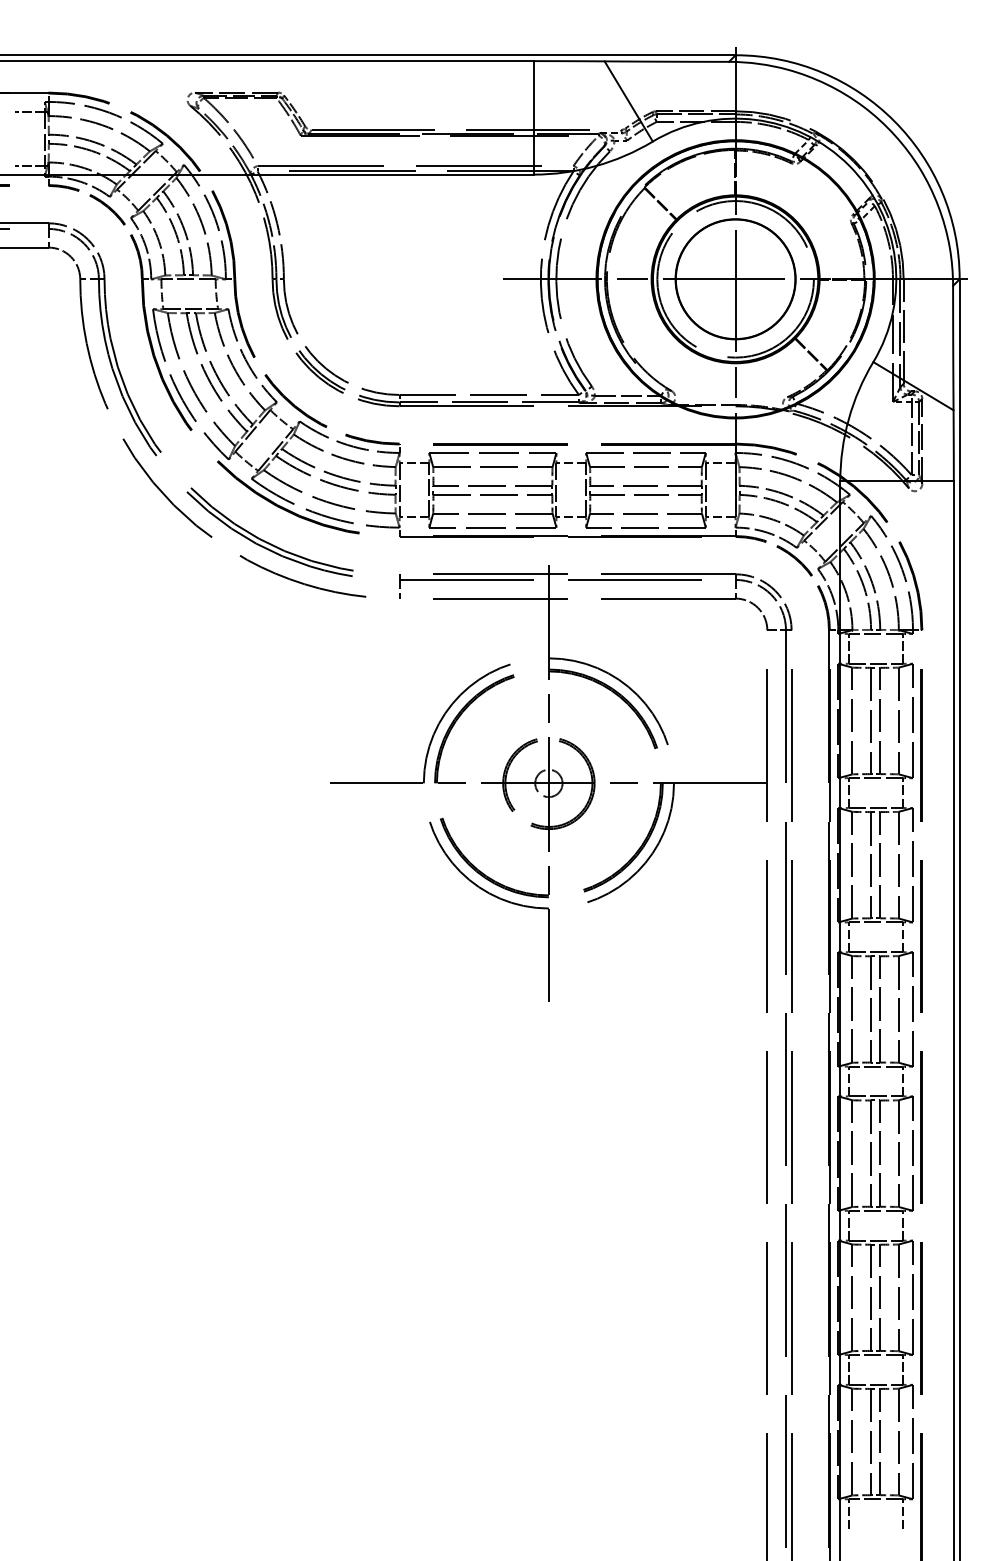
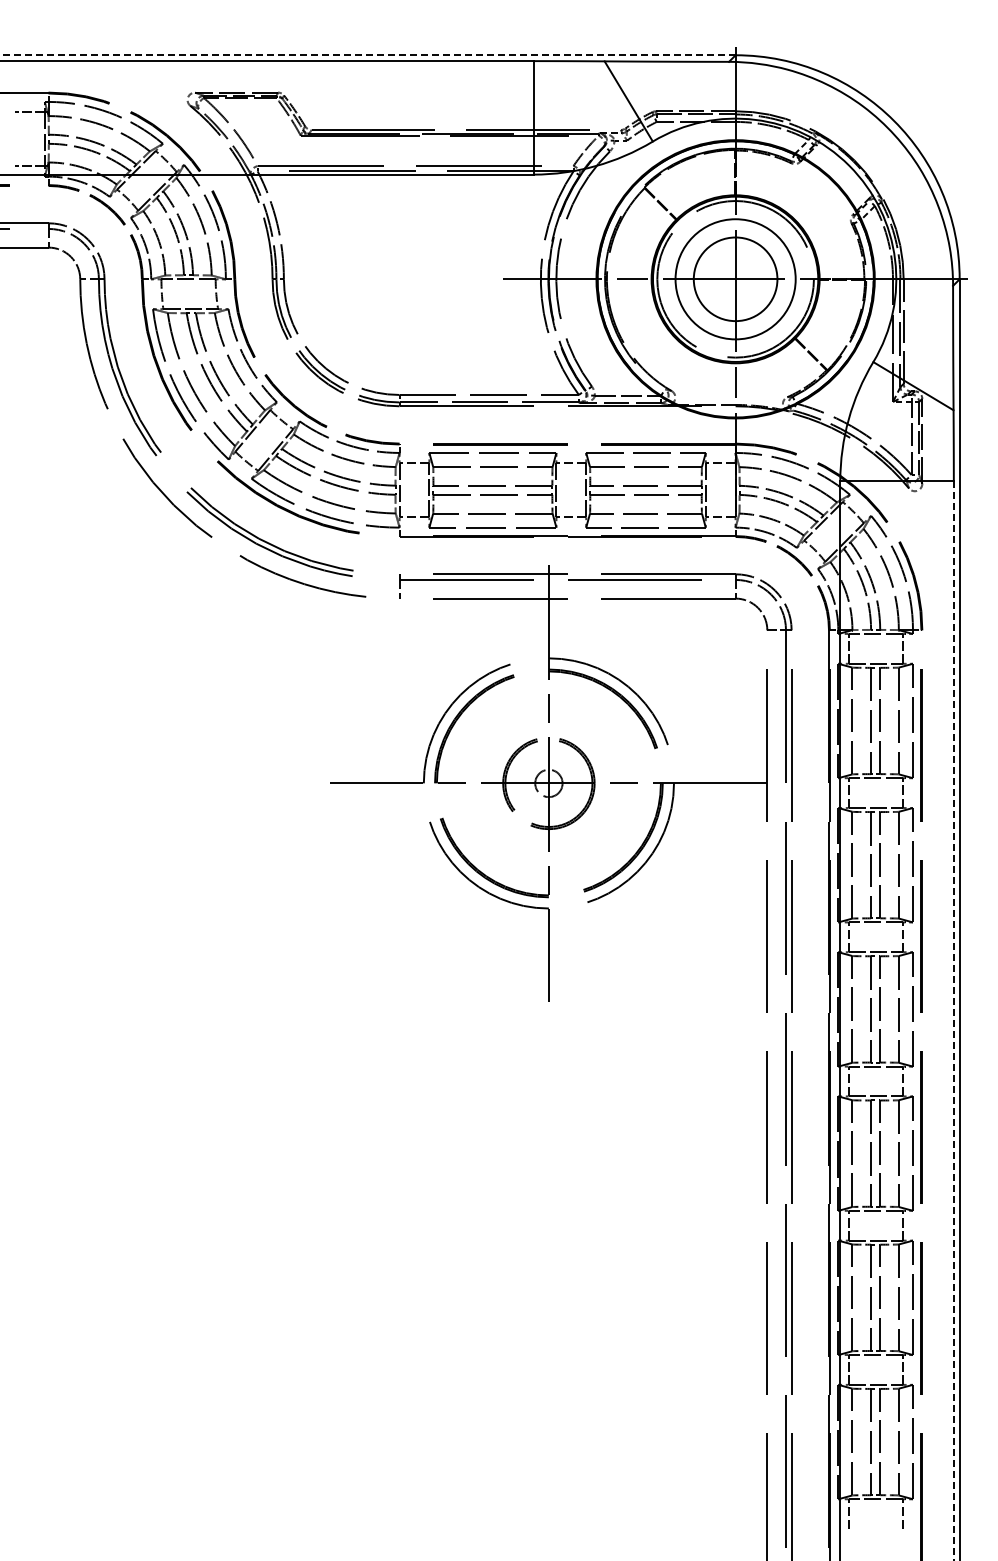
line: solid -> dashed (367, 55)
circle diameter: 119 px -> 84 px (735, 279)
line: solid -> dashed (953, 1021)
